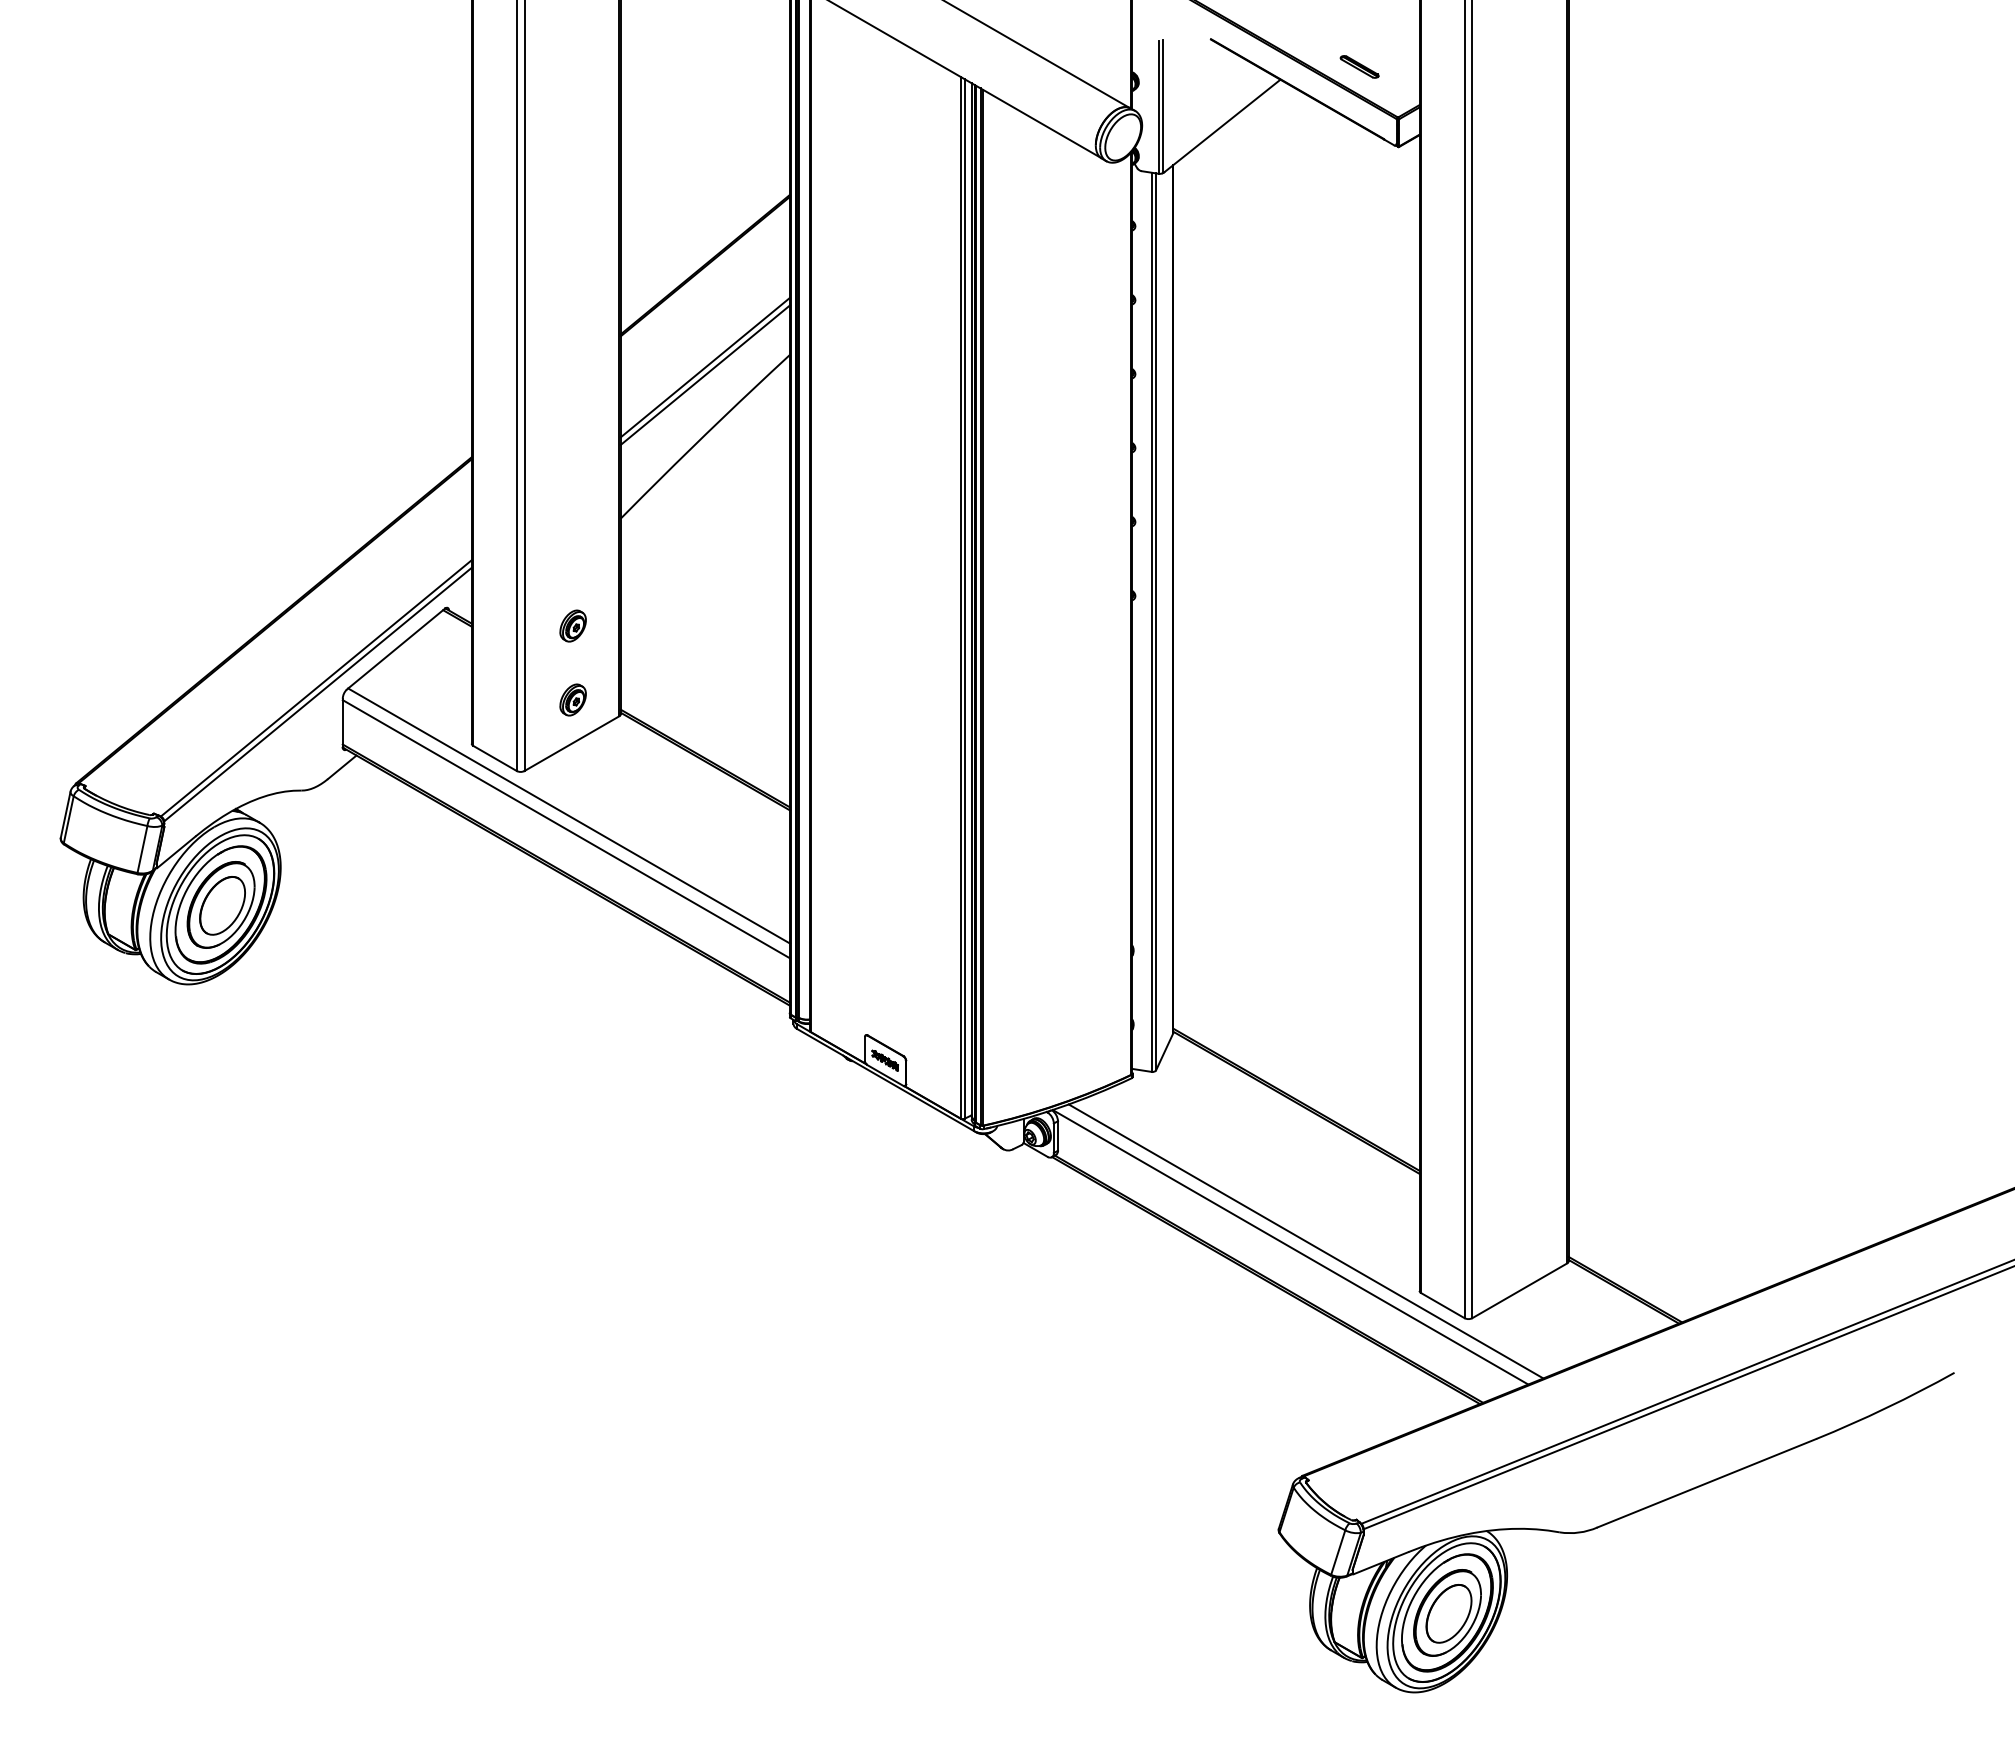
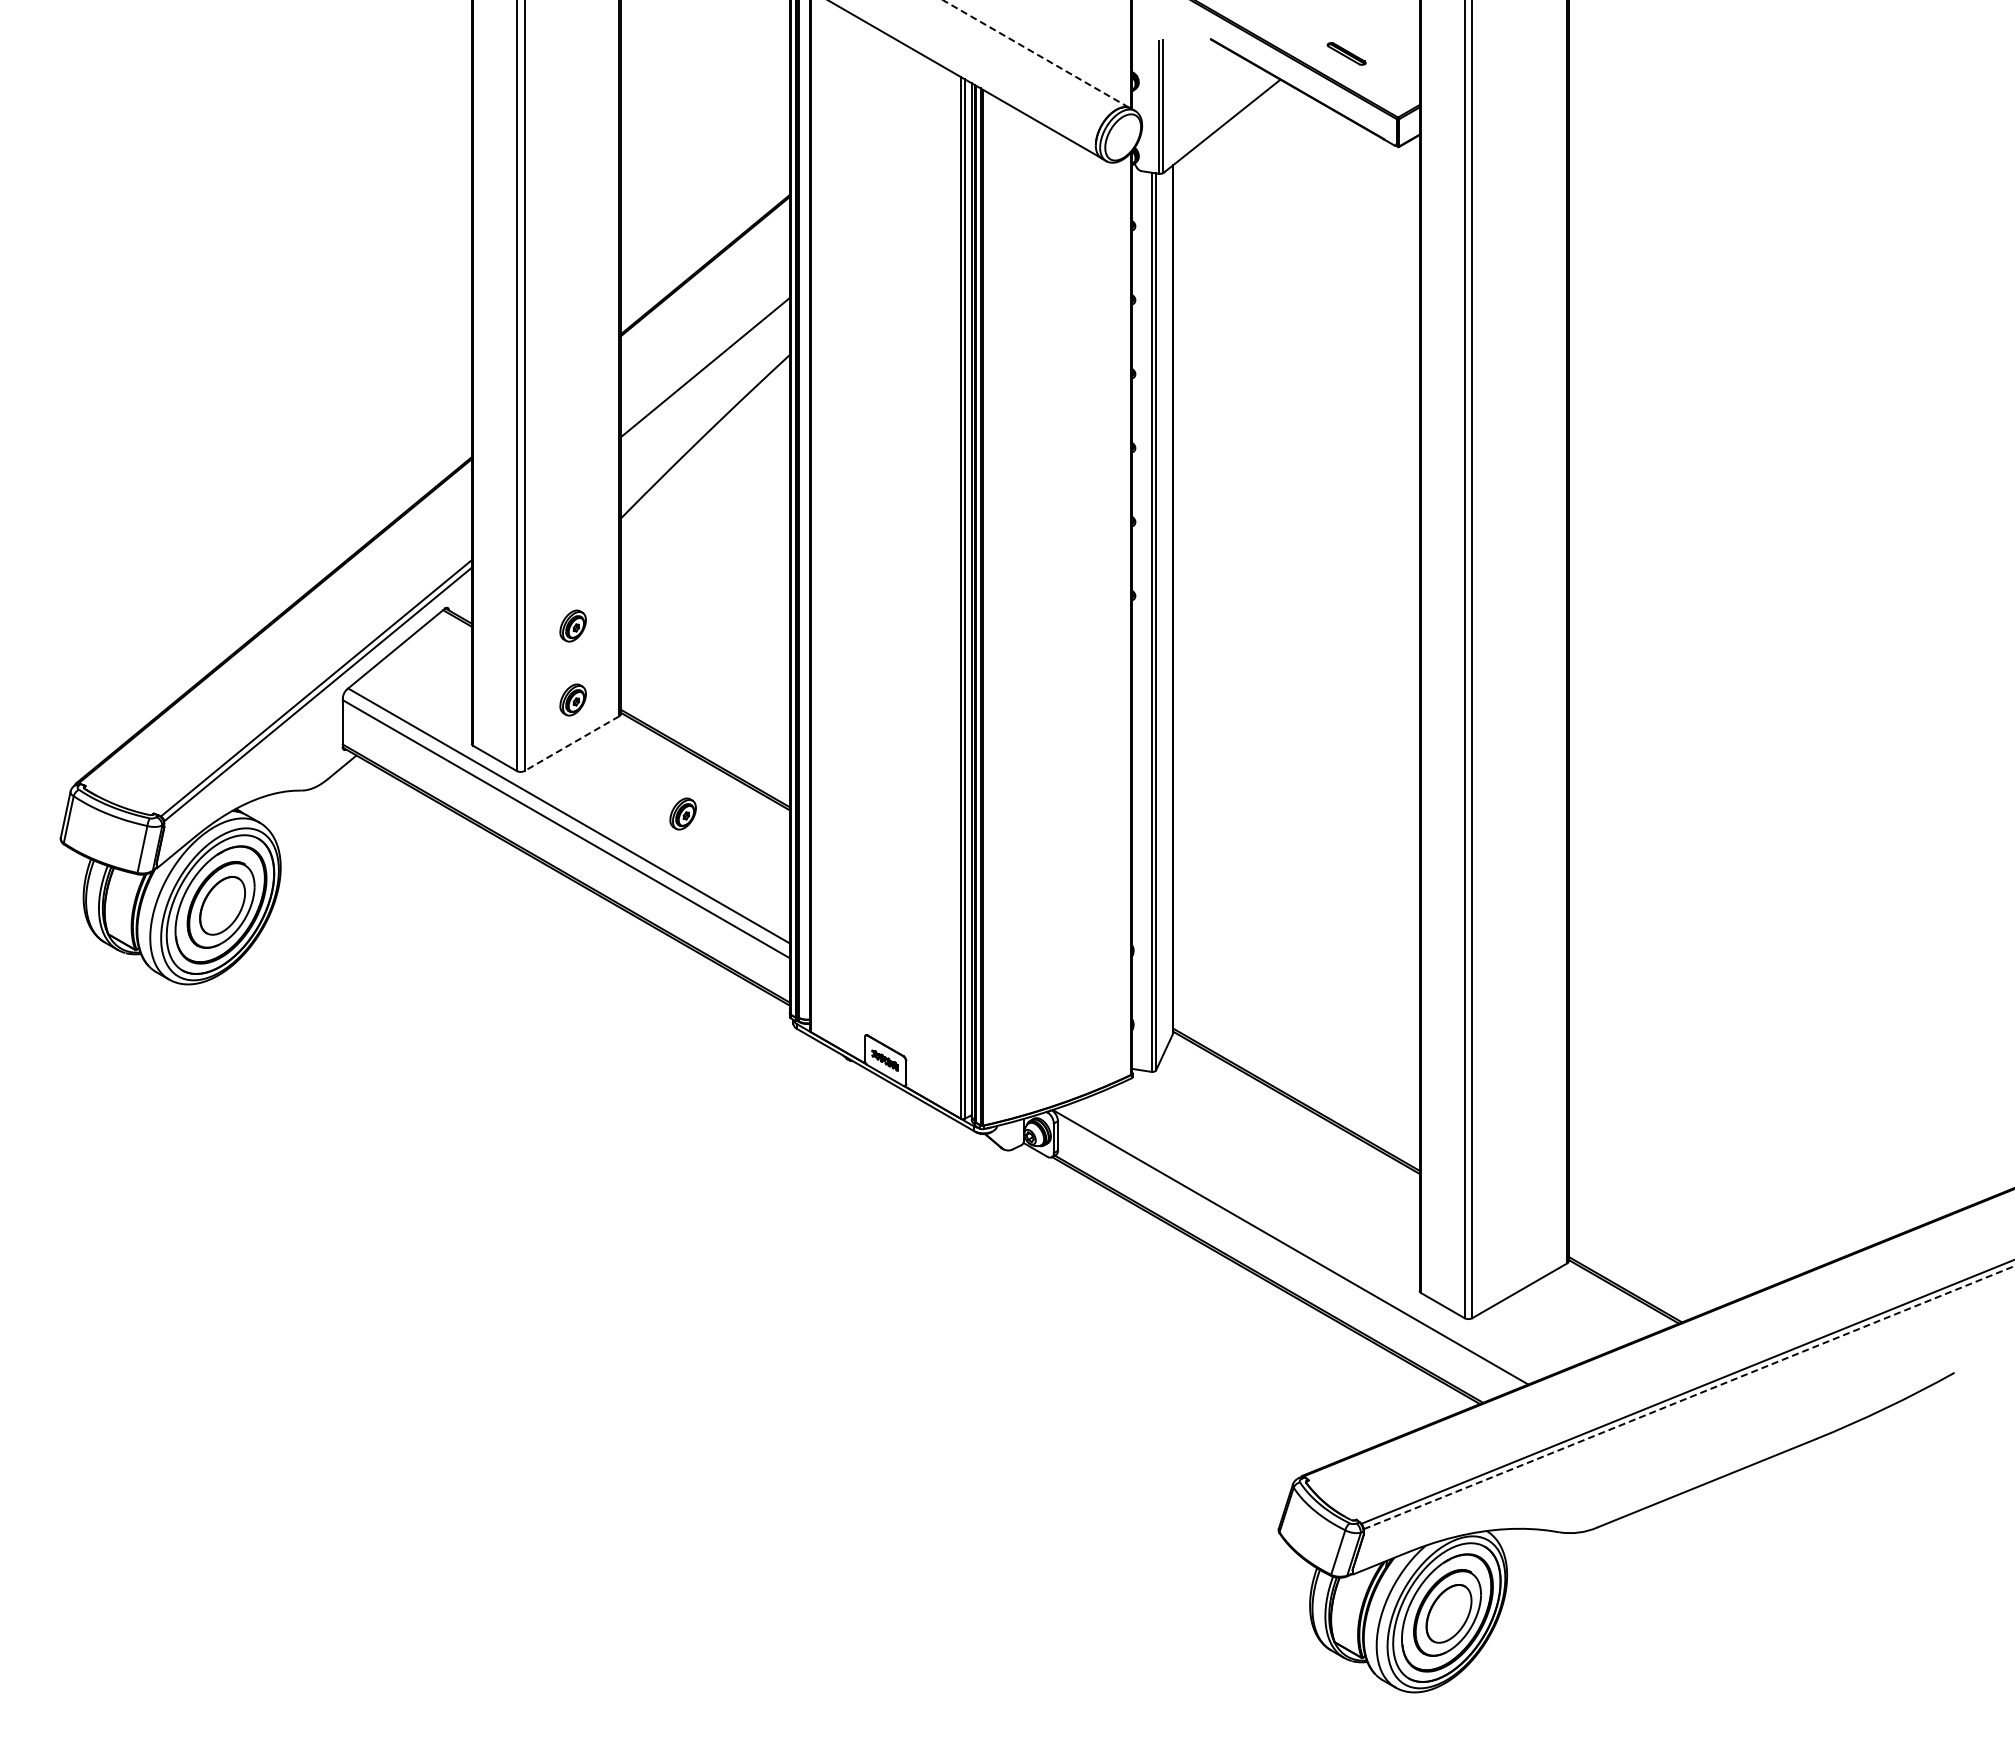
line: solid -> dashed (1035, 53)
part position: (1359, 66) -> (1346, 53) (1346, 53)
line: present -> none (705, 374)
line: solid -> dashed (571, 743)
part: none -> present (682, 813)
line: present -> none (1305, 1241)
line: solid -> dashed (1689, 1397)
